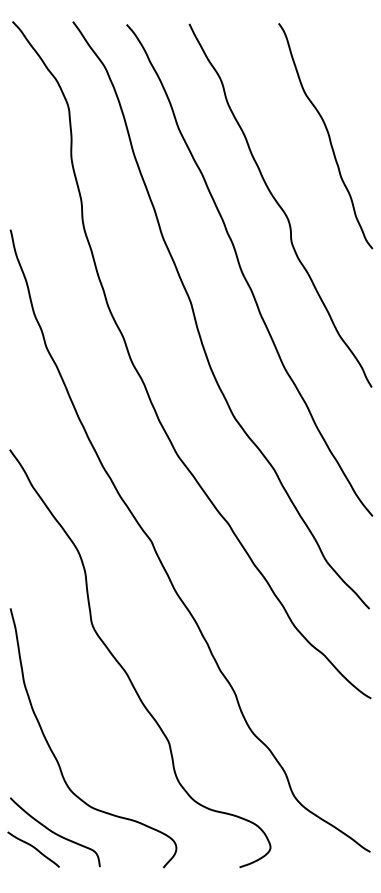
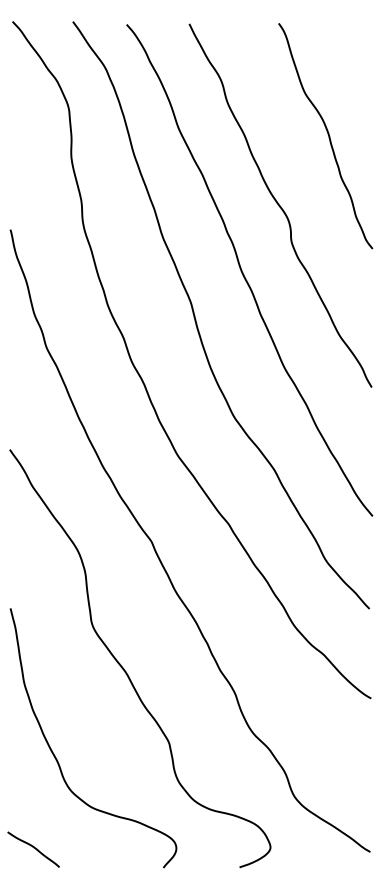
curve: present -> none (55, 832)
